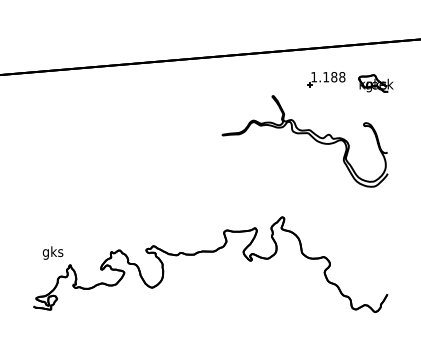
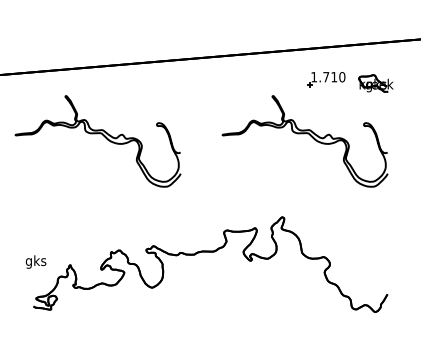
text: 1.188 -> 1.710 (334, 77)
curve: none -> present (97, 134)
text position: (52, 252) -> (35, 261) (35, 261)
